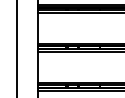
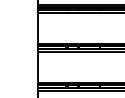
line: present -> none (17, 48)
